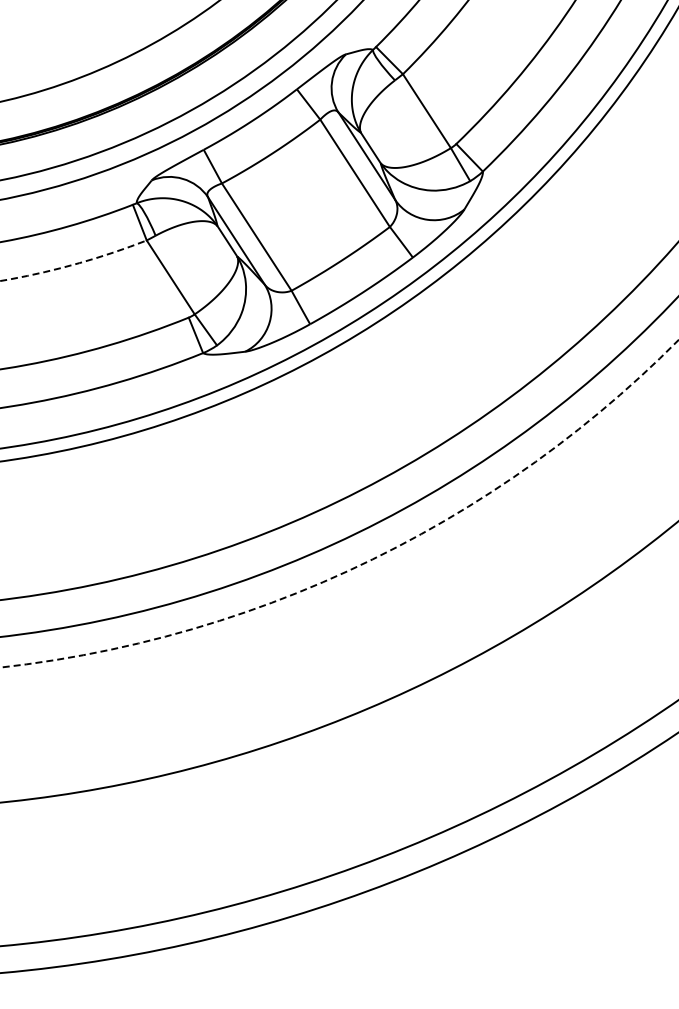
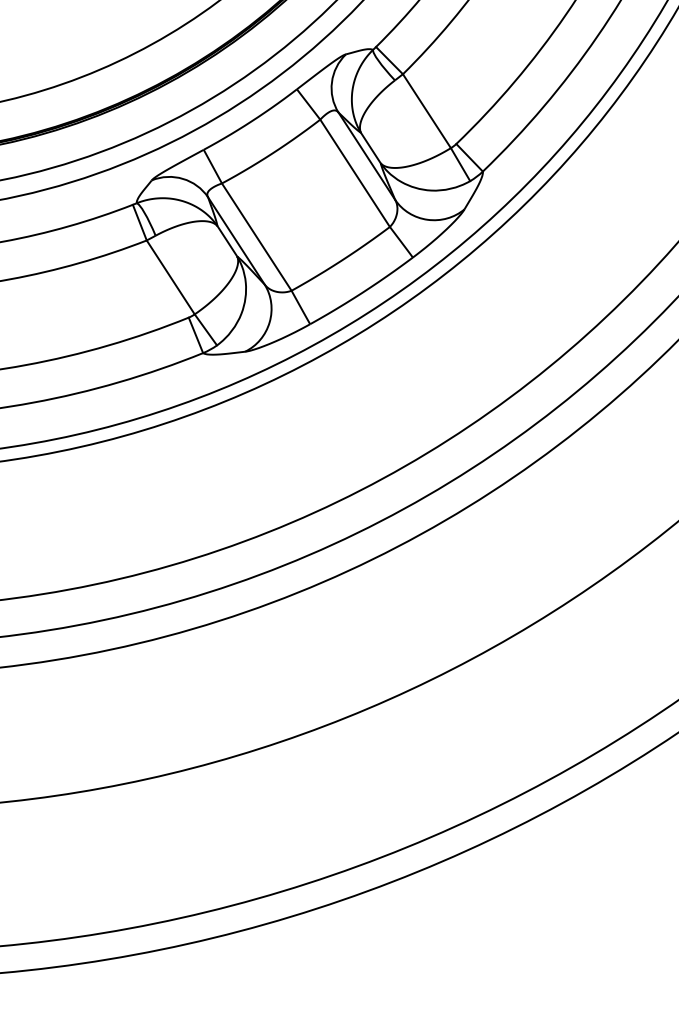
arc: dashed -> solid (74, 264)
arc: dashed -> solid (369, 561)
